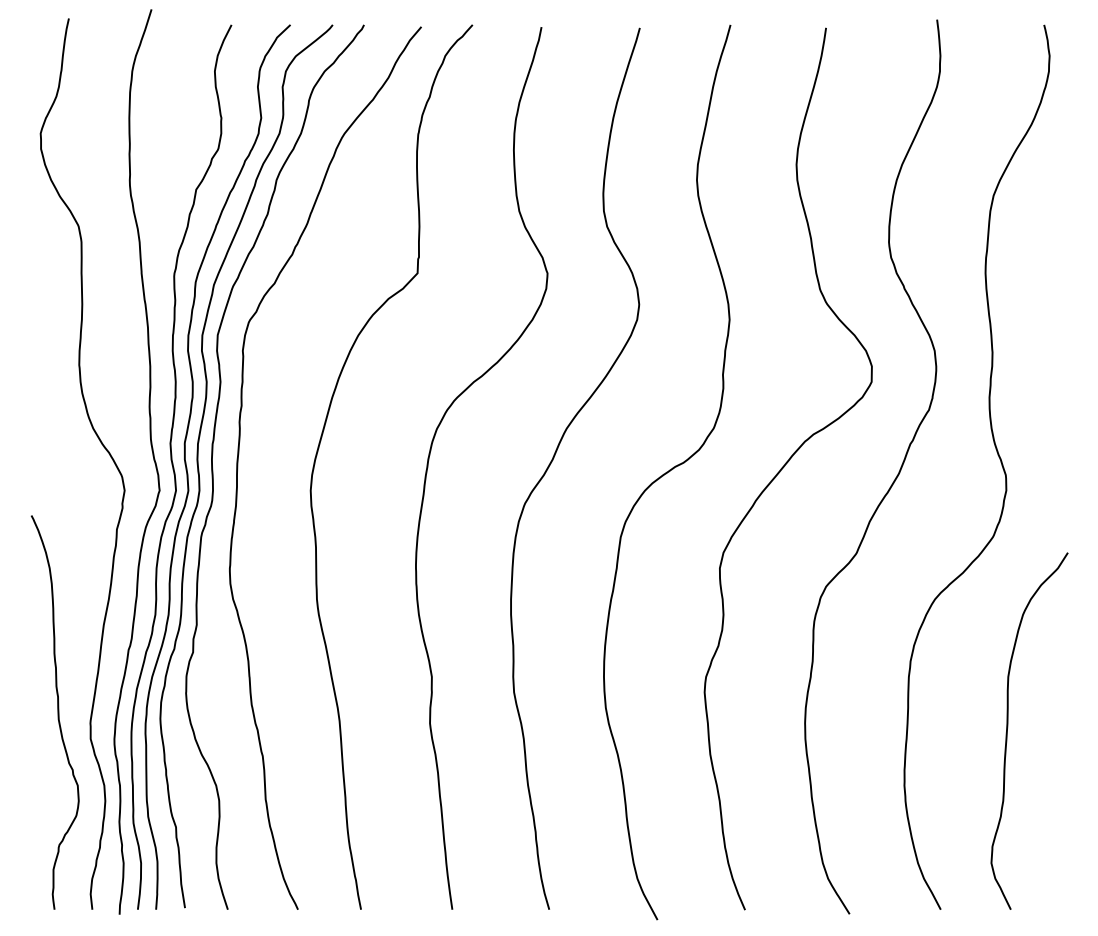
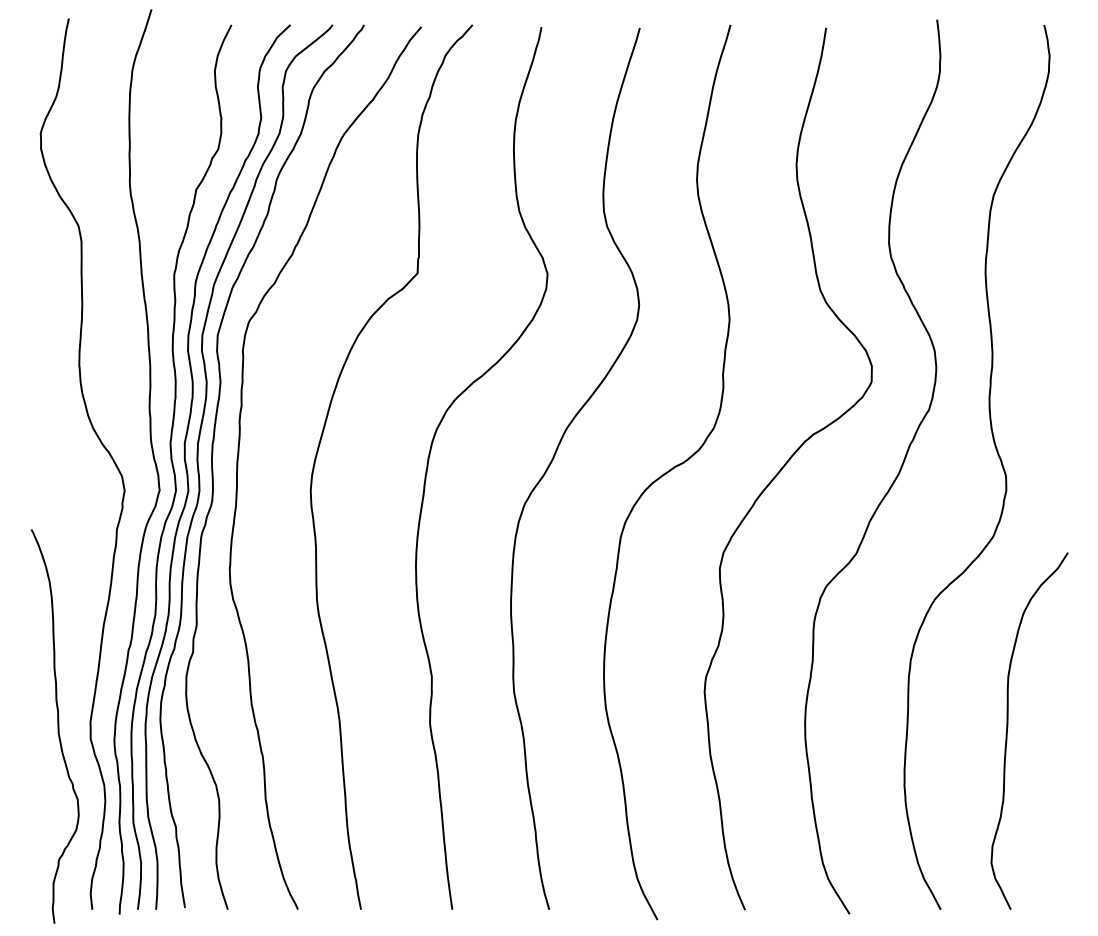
curve position: (57, 712) -> (57, 726) (57, 726)
